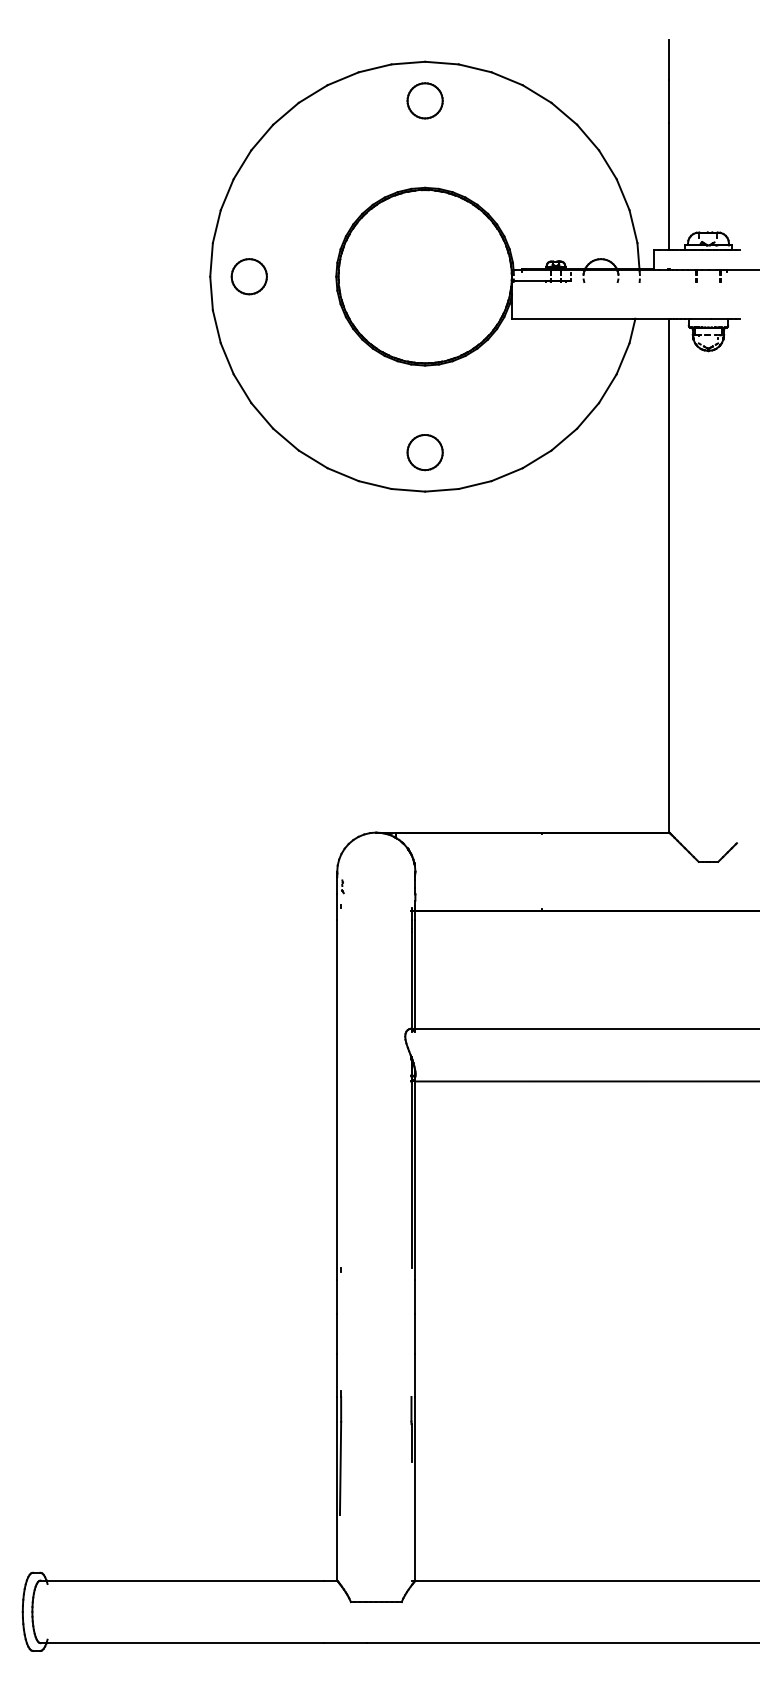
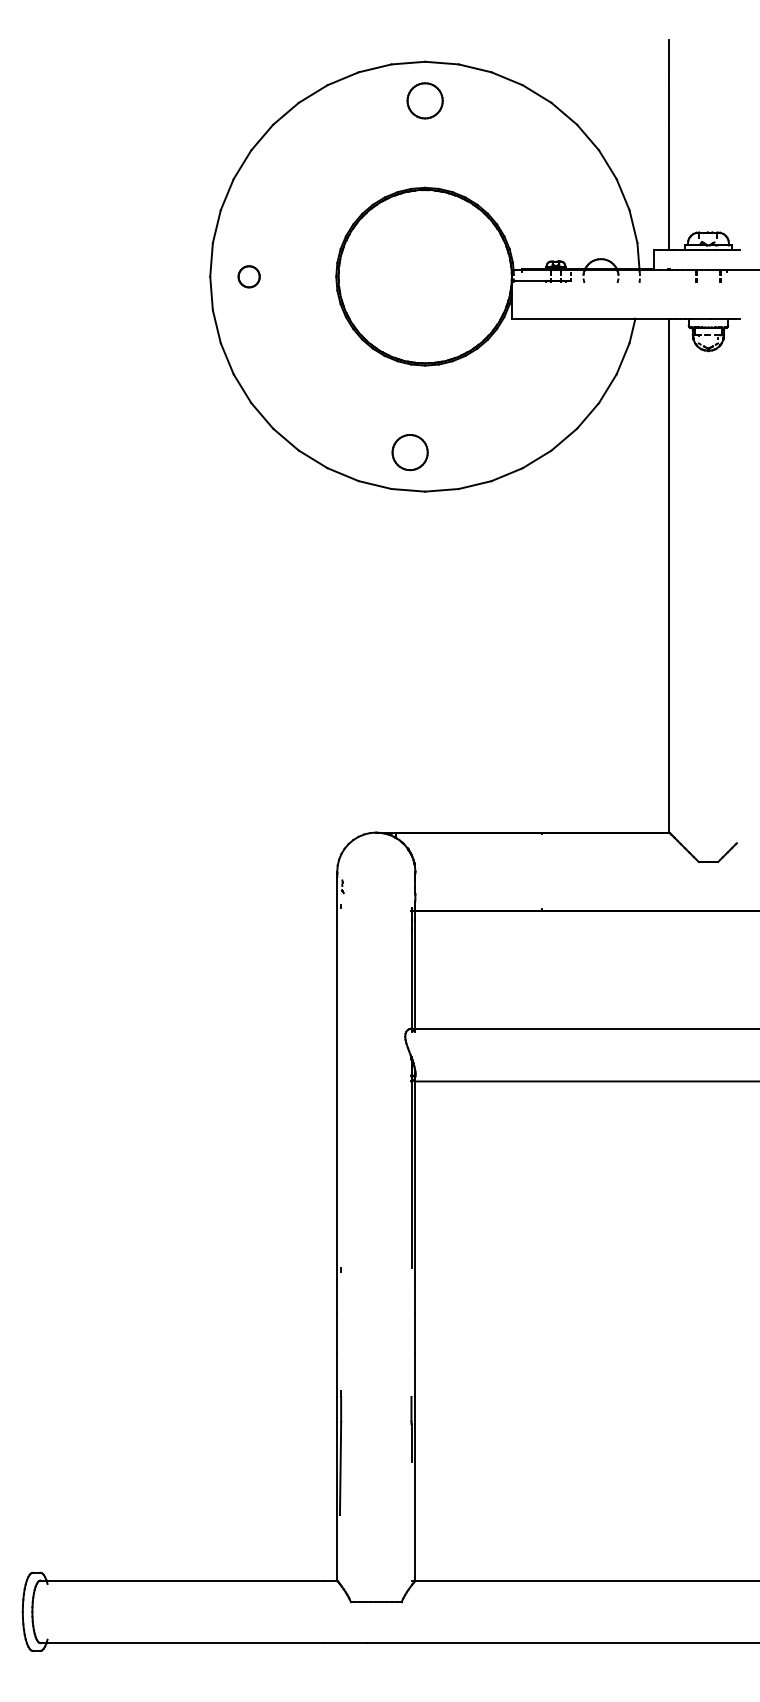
part size: 38x38 px -> 24x24 px (248, 276)
part position: (424, 452) -> (409, 452) (409, 452)
